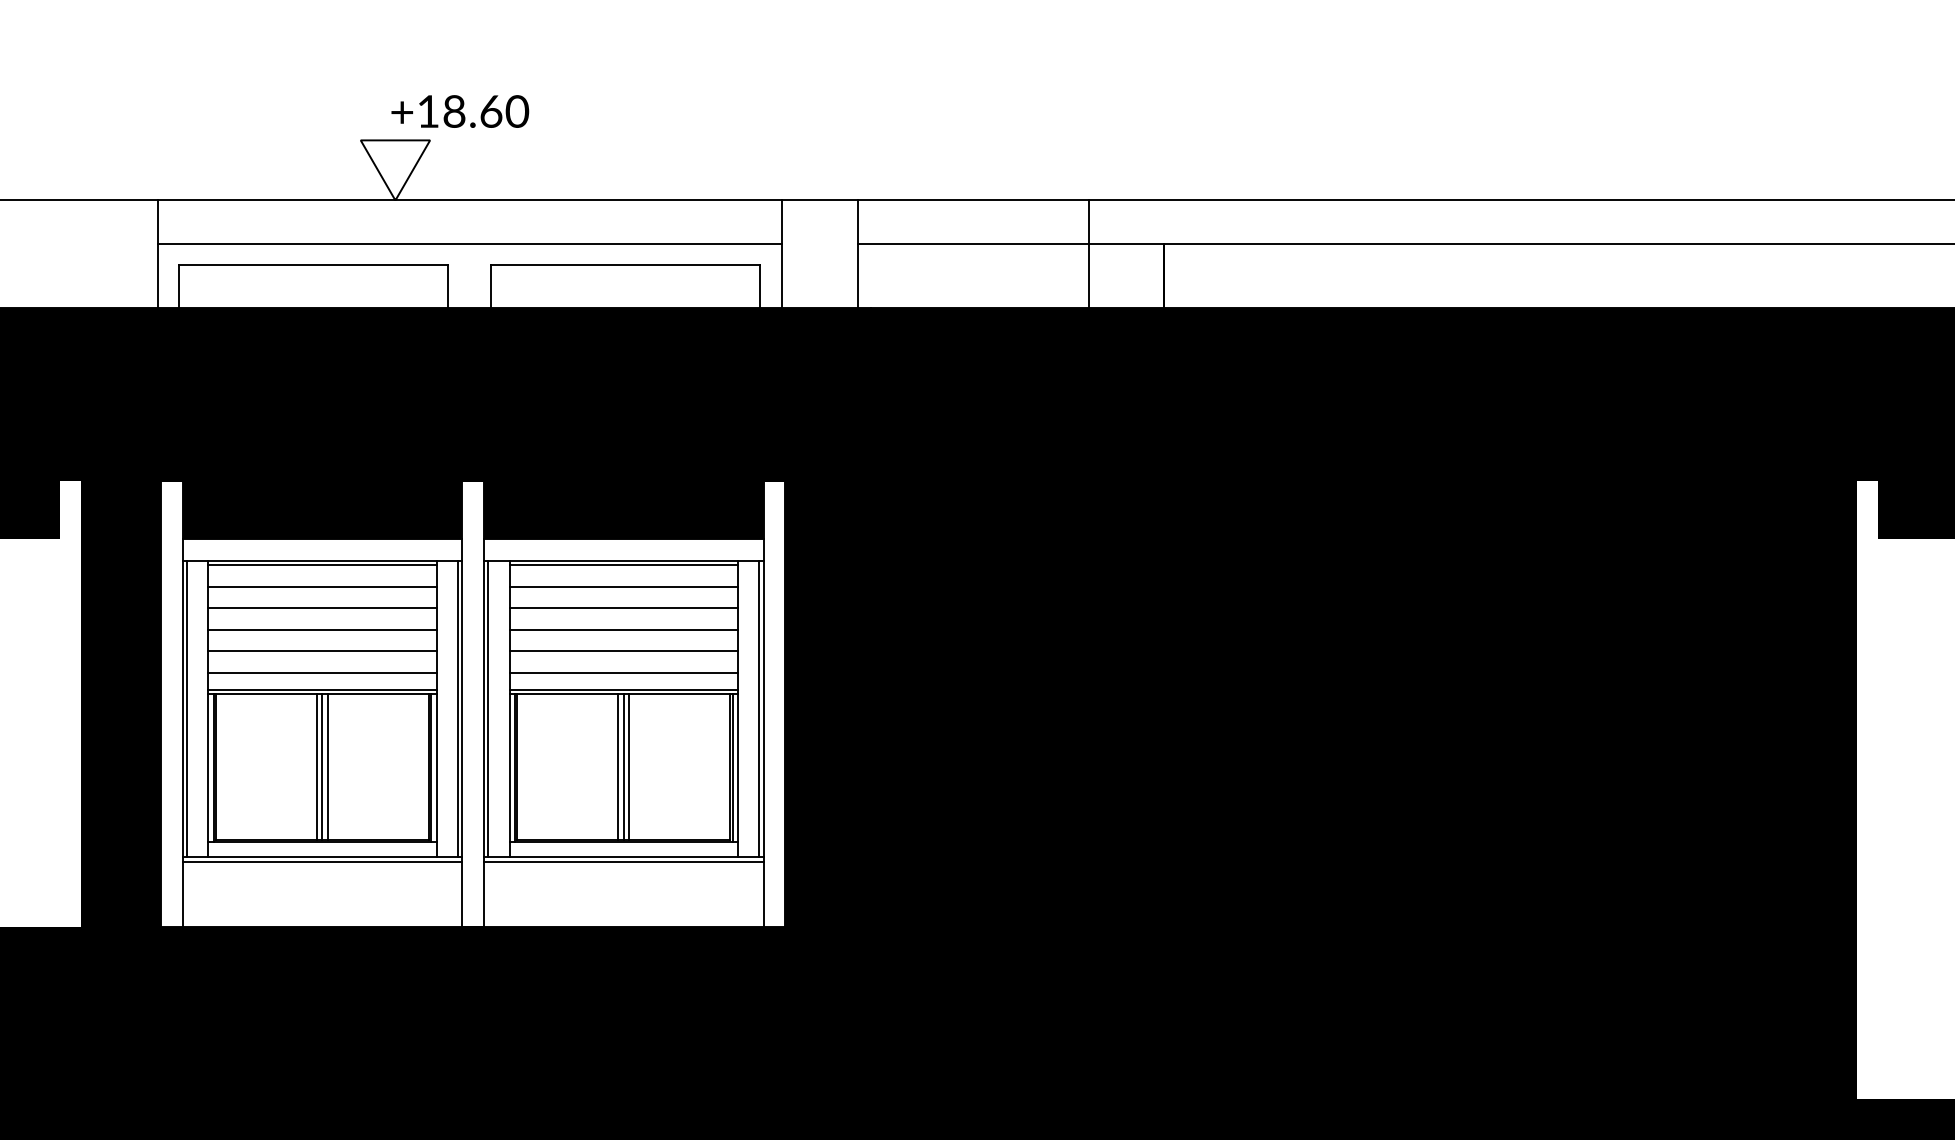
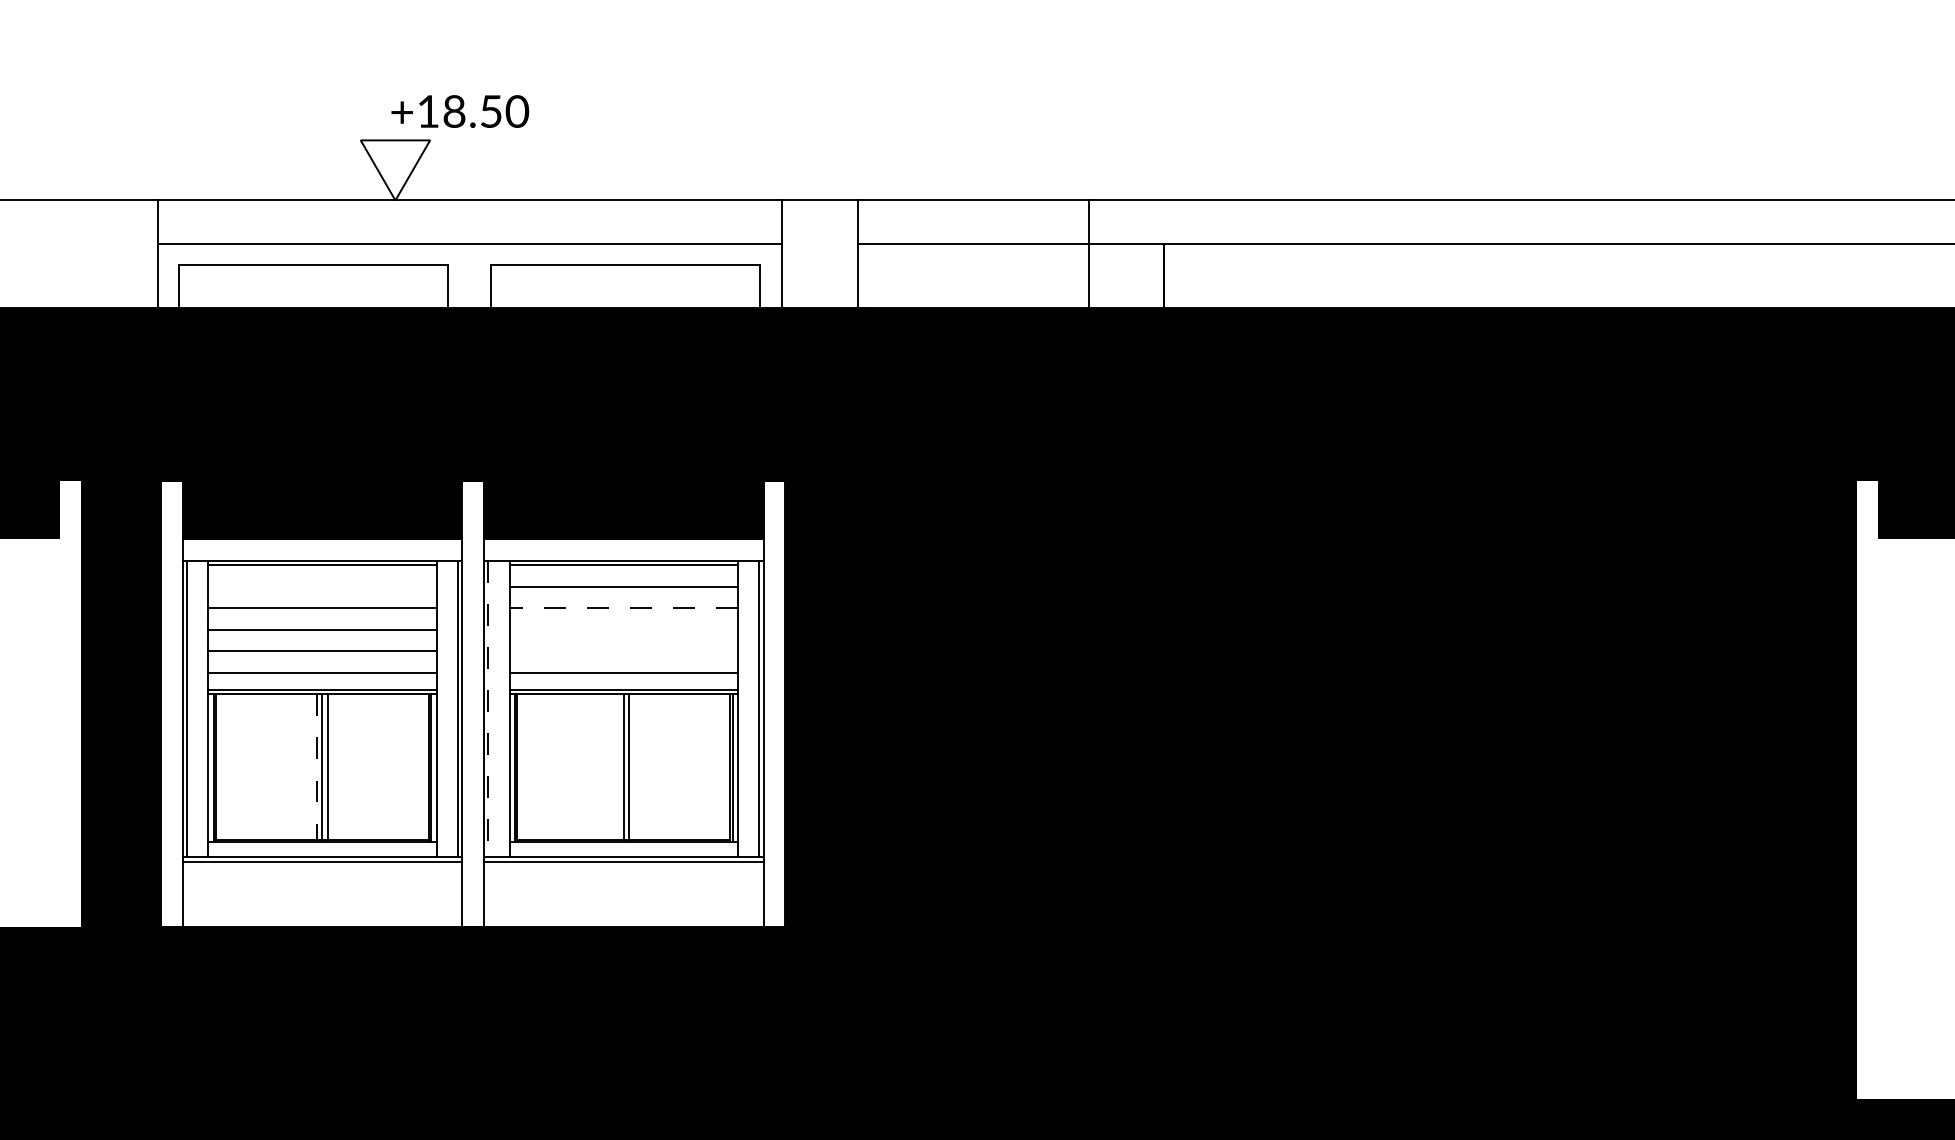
text: +18.60 -> +18.50 (491, 111)
line: present -> none (322, 586)
line: solid -> dashed (623, 608)
line: present -> none (623, 629)
line: present -> none (623, 651)
line: solid -> dashed (488, 708)
line: present -> none (618, 766)
line: solid -> dashed (317, 767)
